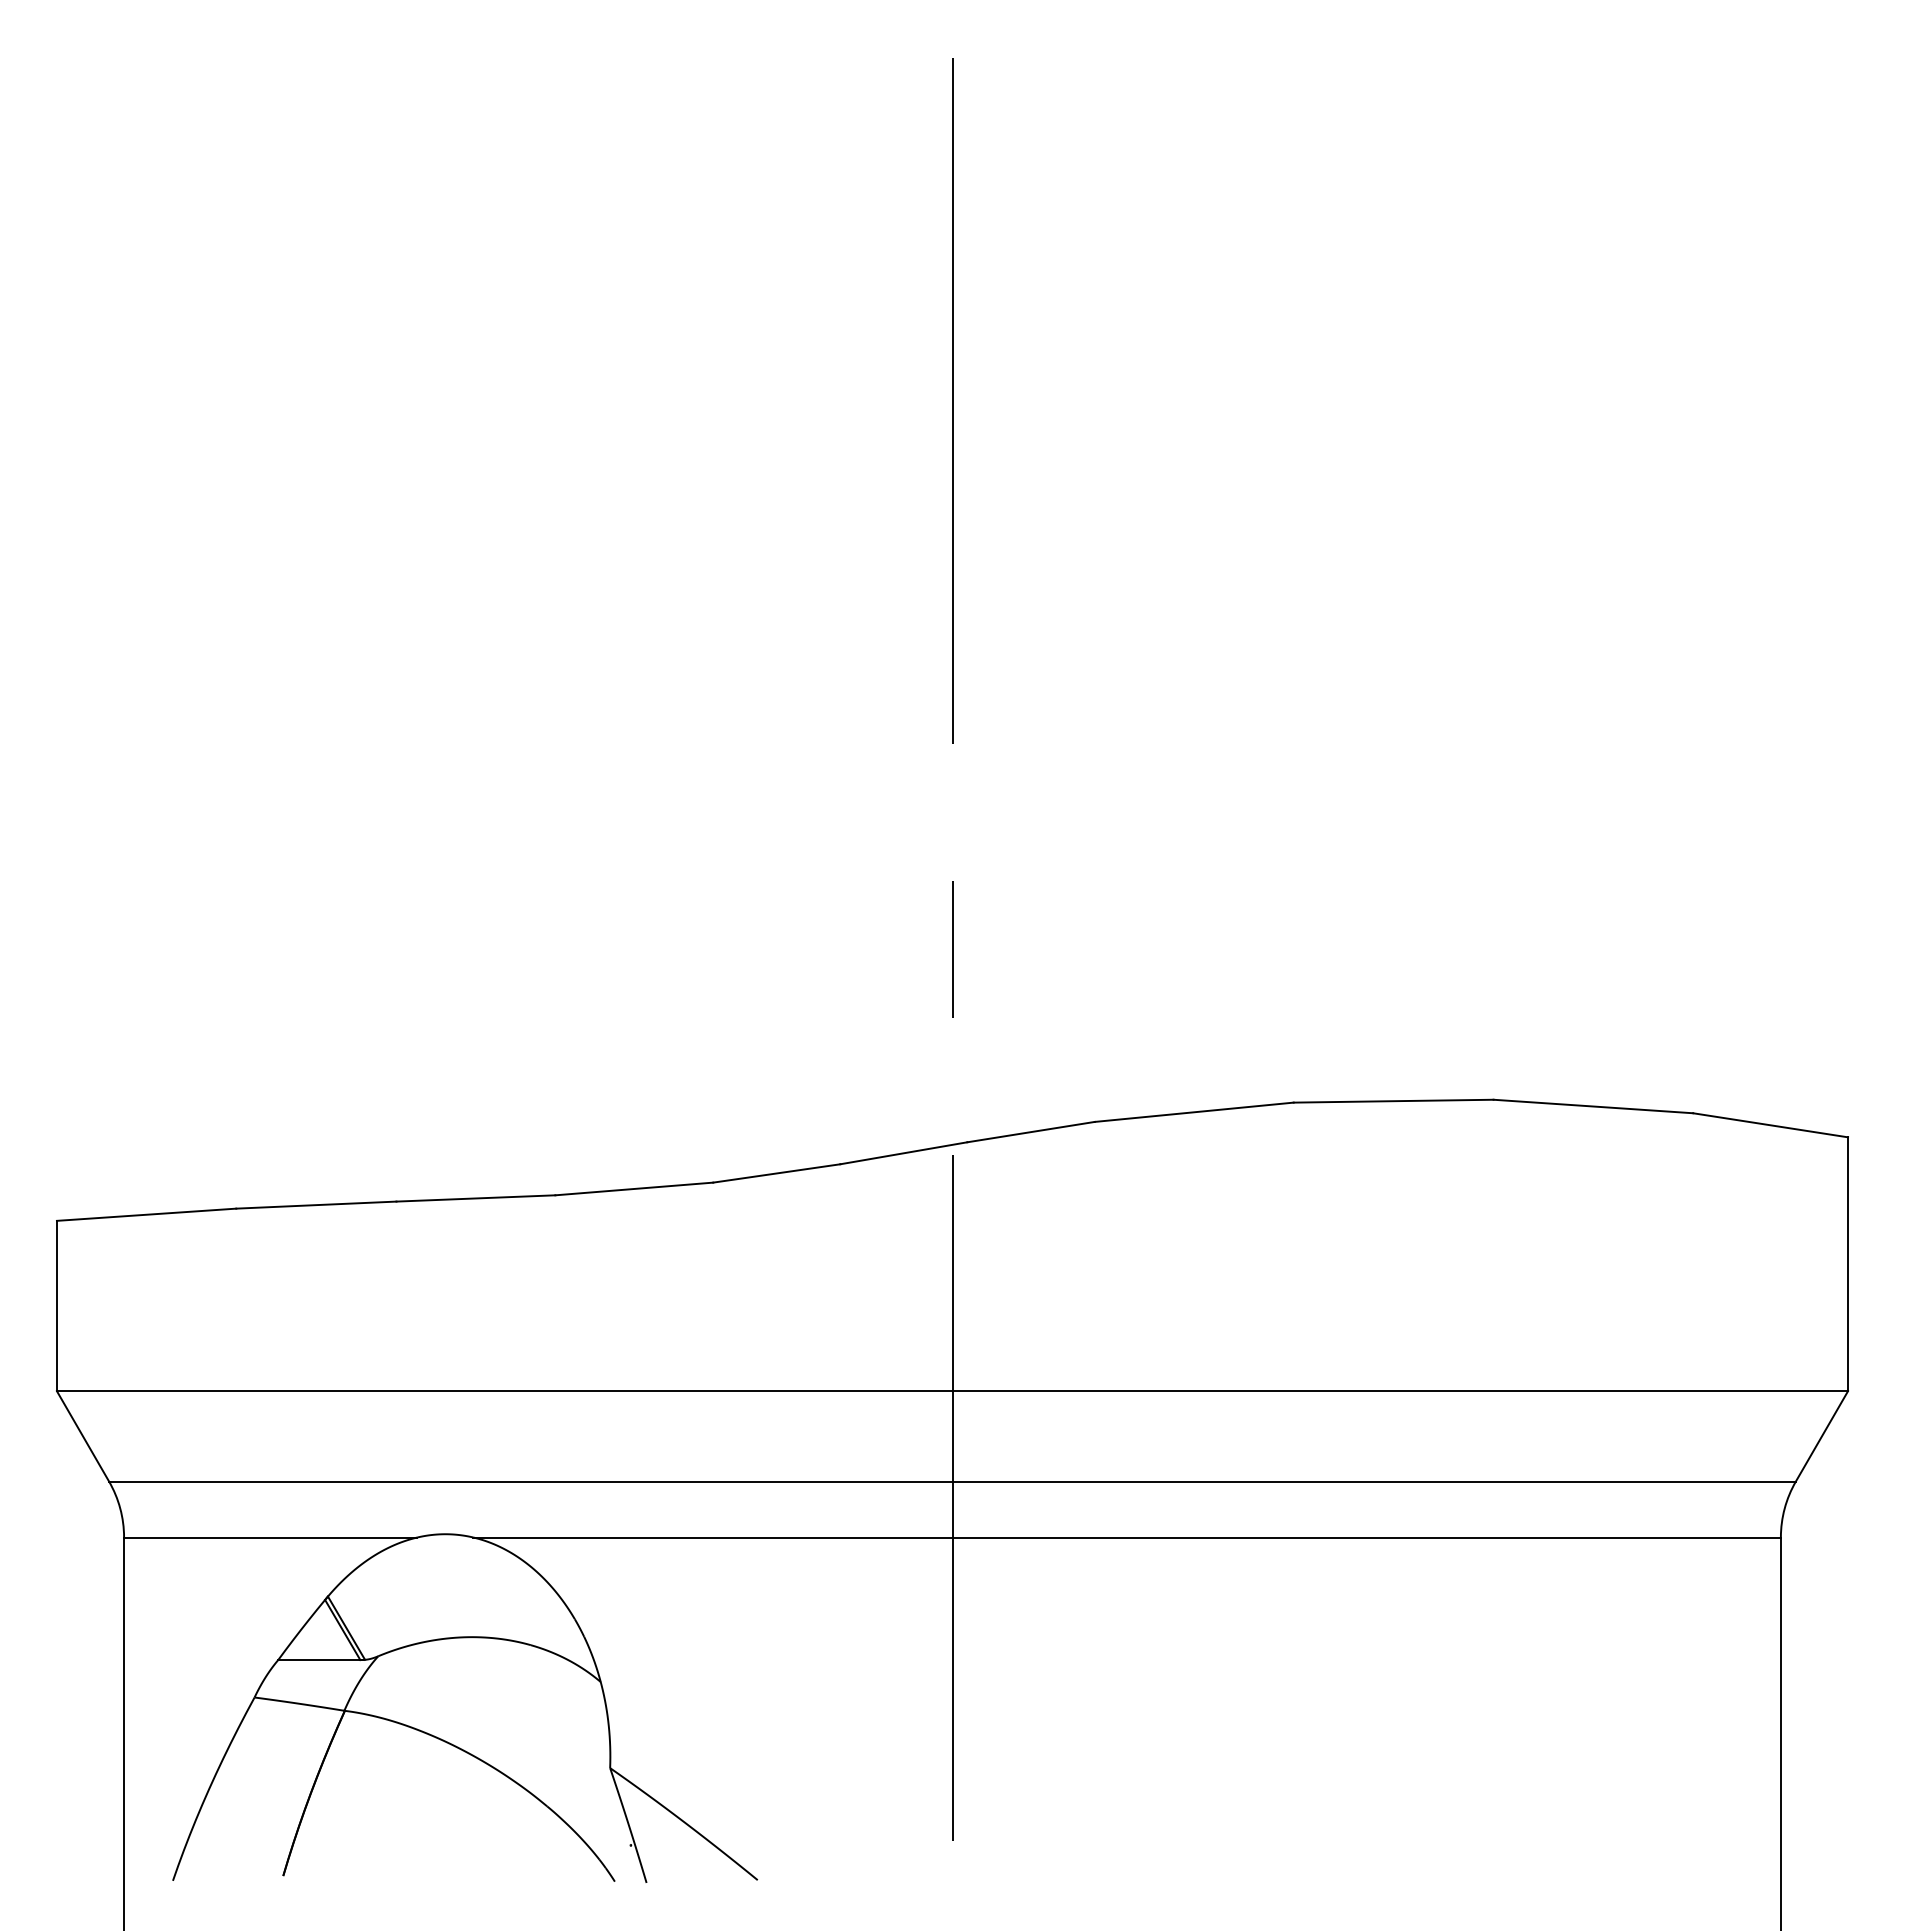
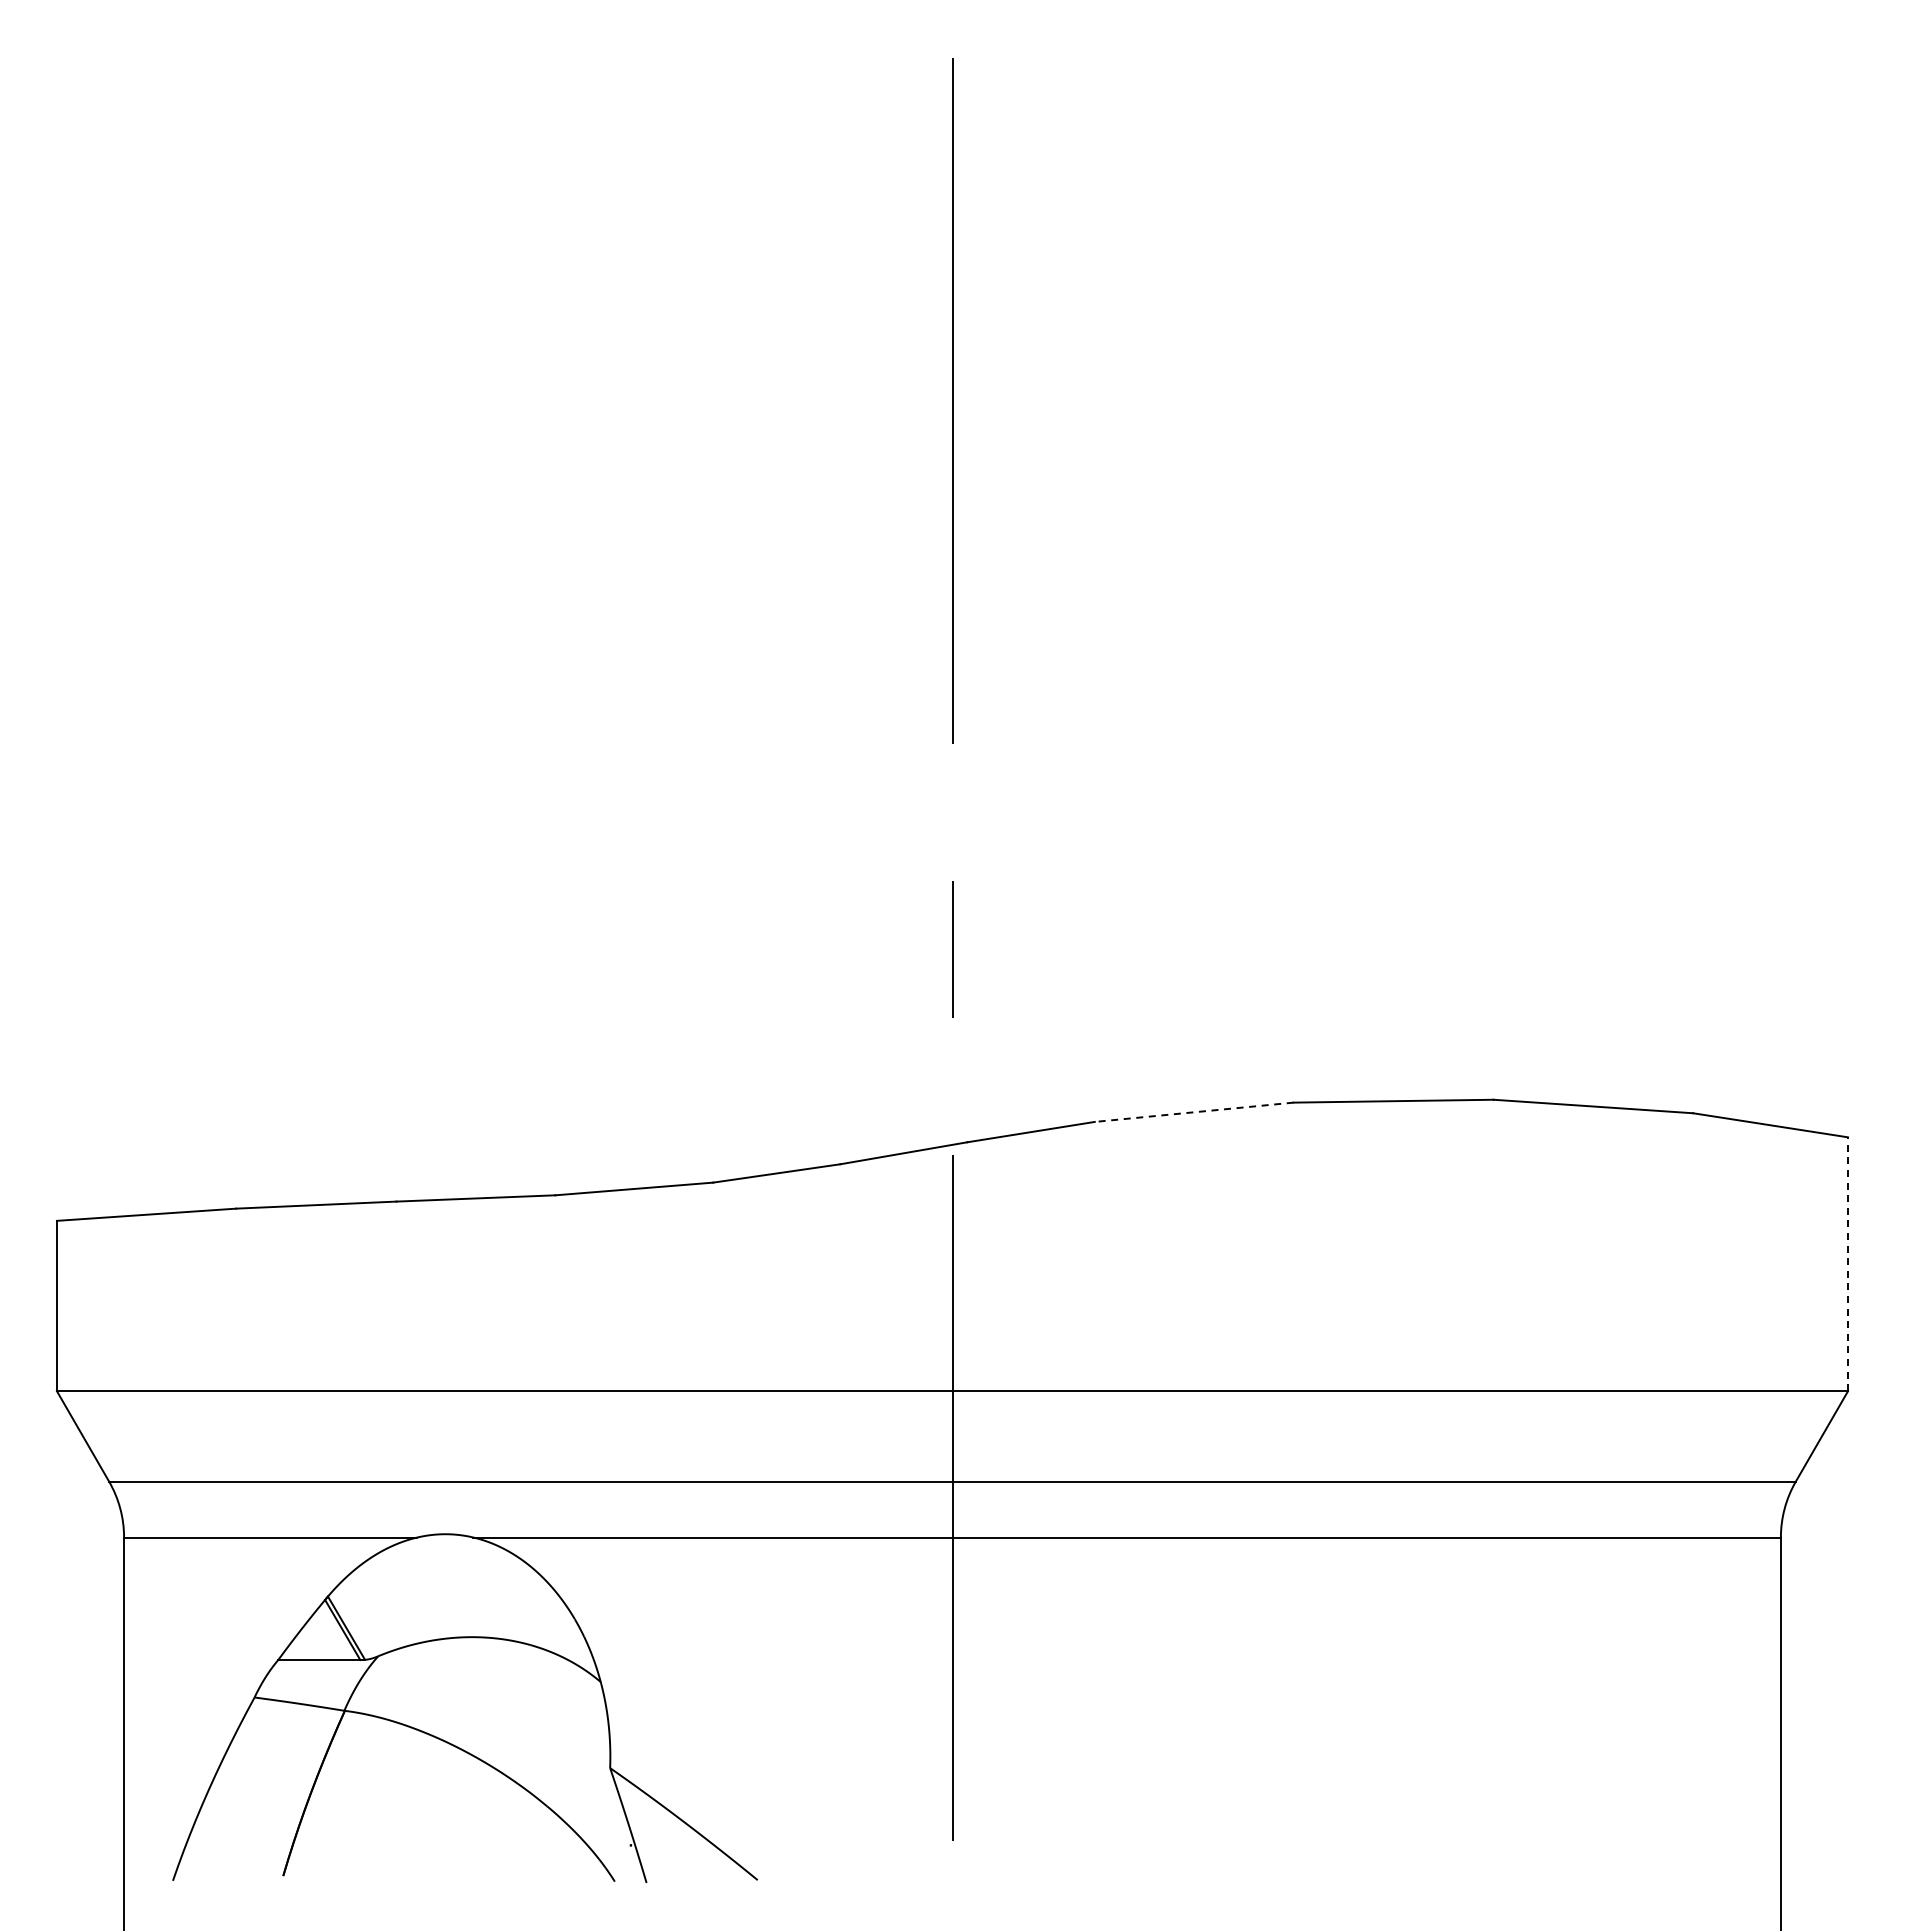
line: solid -> dashed (1194, 1112)
line: solid -> dashed (1848, 1264)
